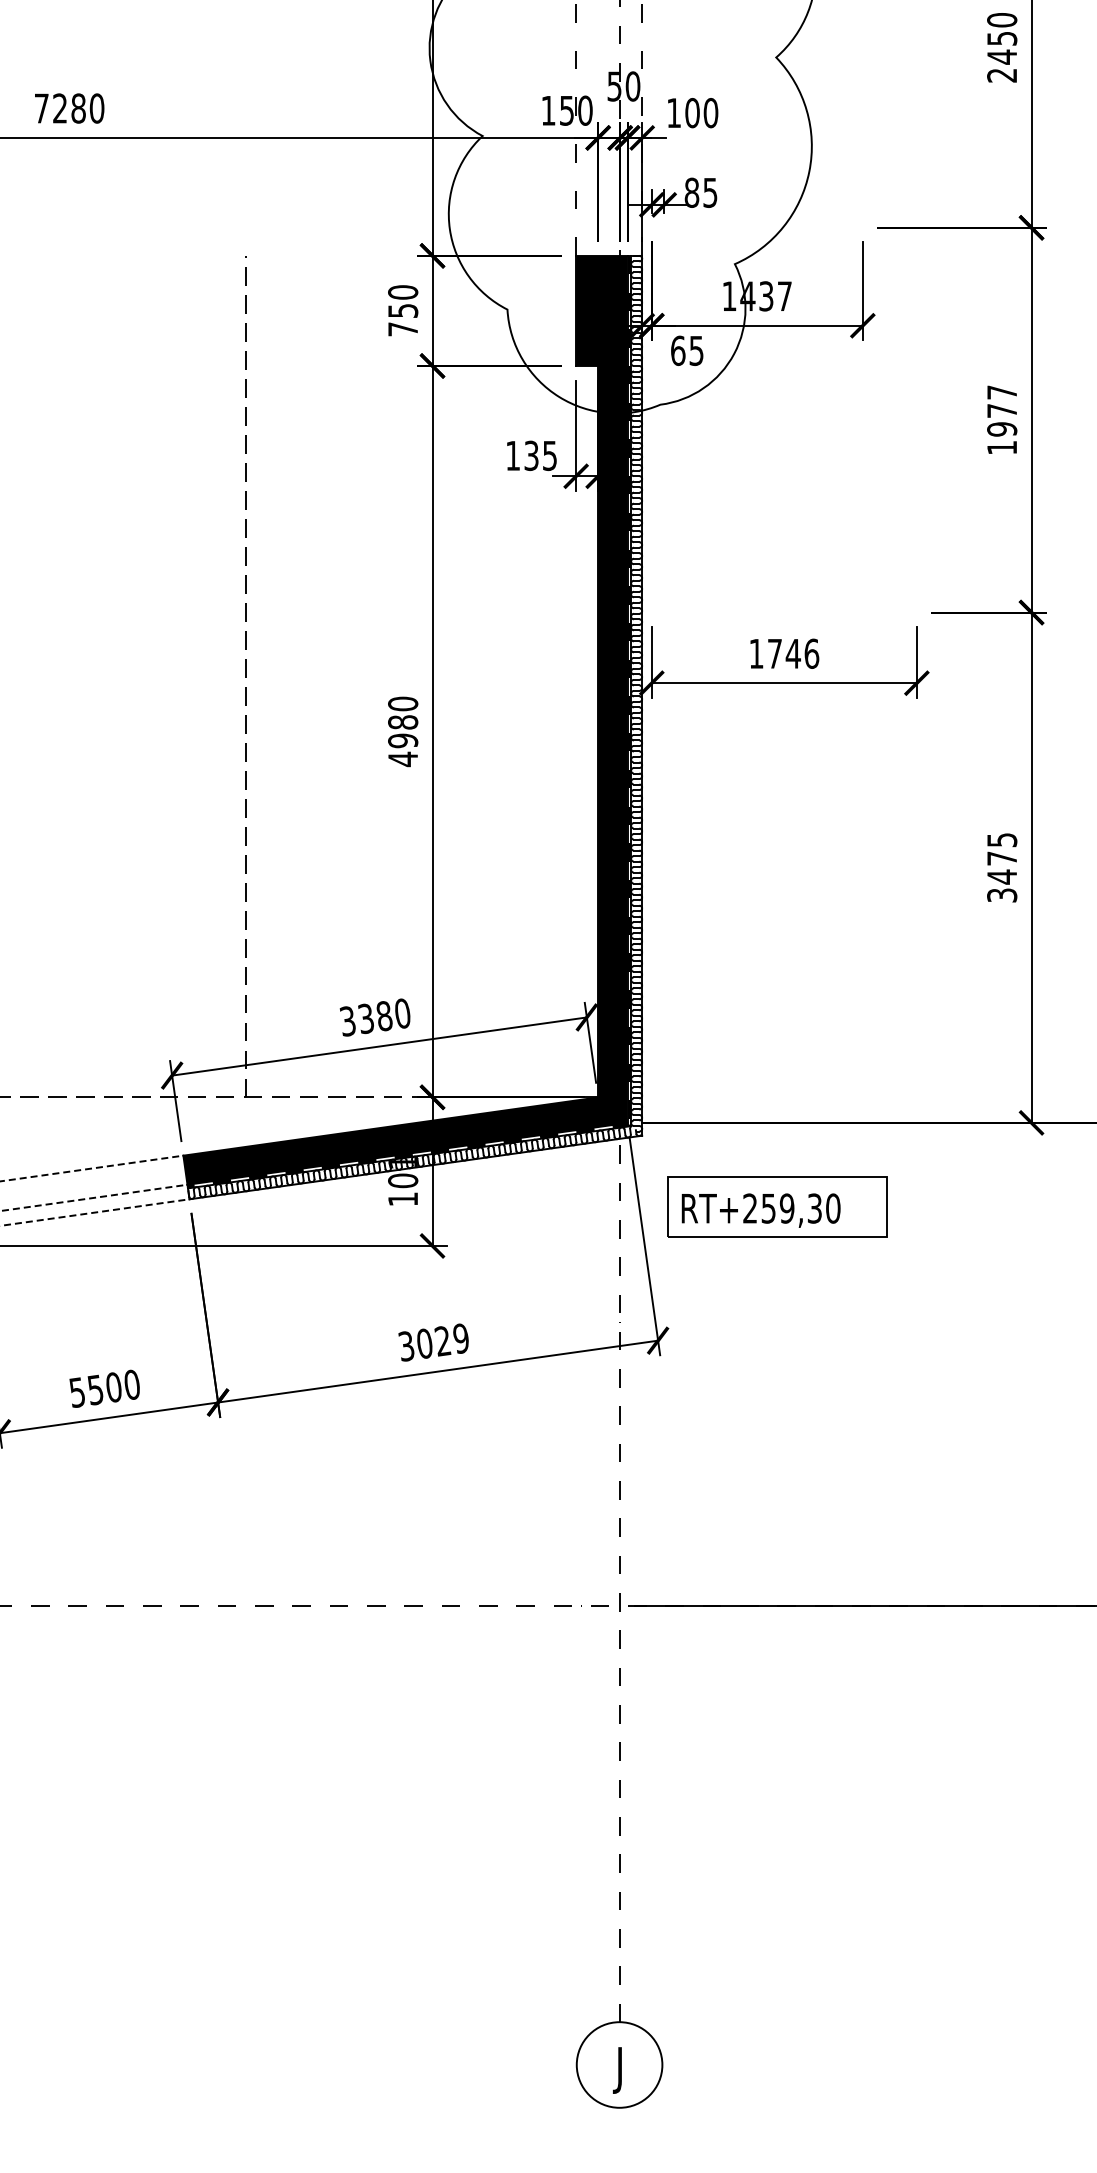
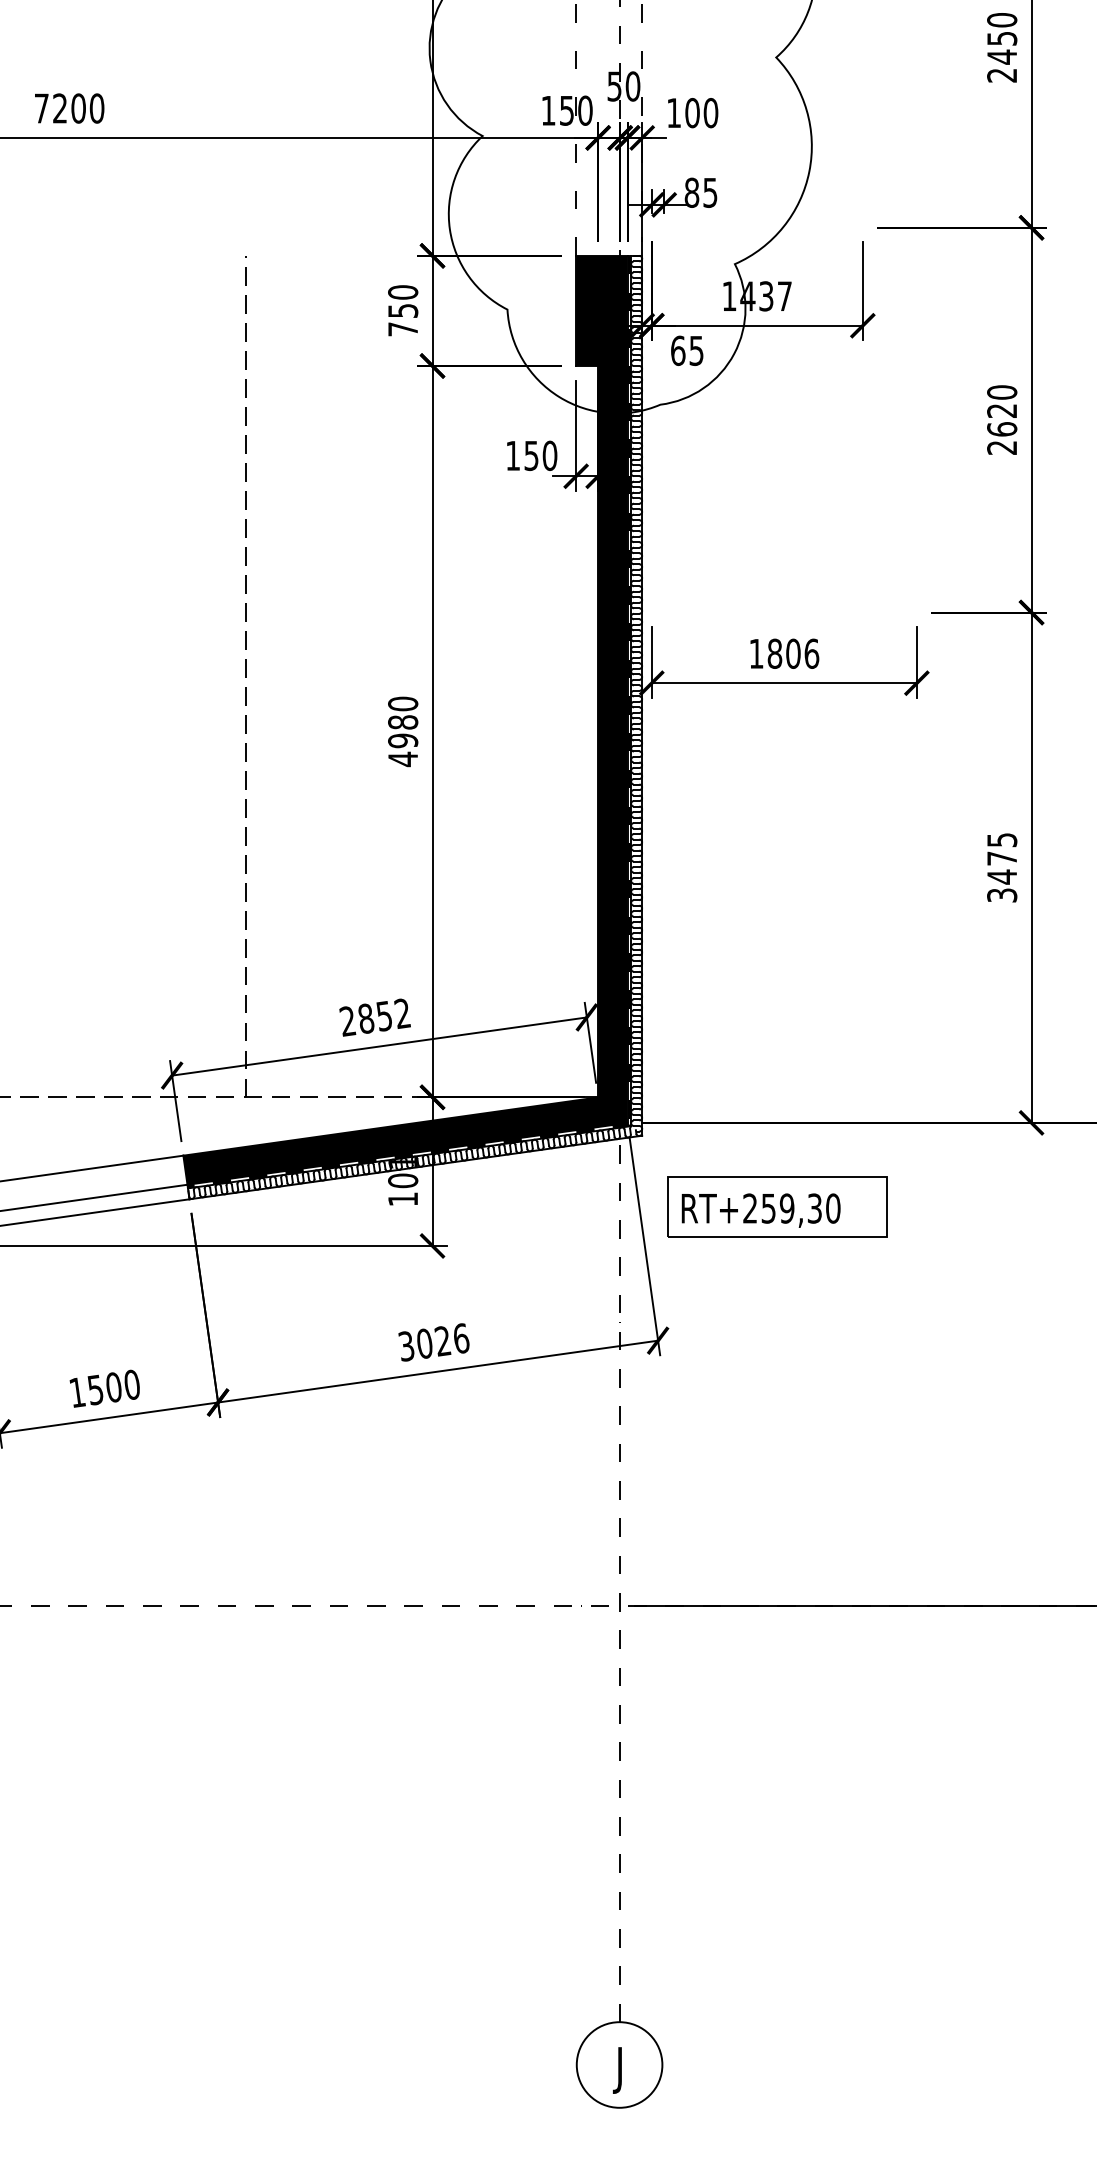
text: 7280 -> 7200 (78, 108)
text: 1977 -> 2620 (1002, 419)
text: 135 -> 150 (541, 455)
text: 1746 -> 1806 (783, 653)
text: 3380 -> 2852 (374, 1017)
line: dashed -> solid (92, 1168)
line: dashed -> solid (94, 1197)
line: dashed -> solid (94, 1212)
text: 3029 -> 3026 (461, 1338)
text: 5500 -> 1500 (77, 1392)
